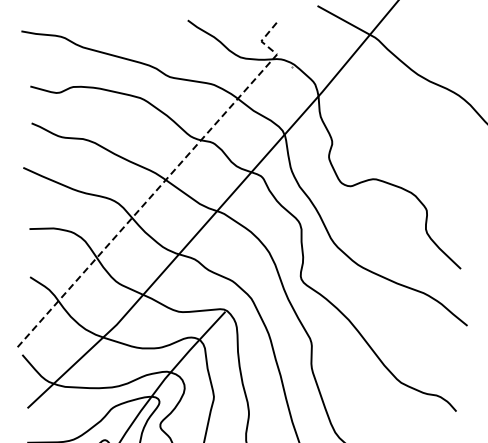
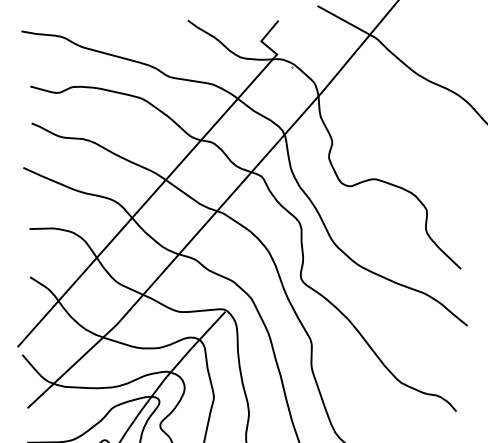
line: dashed -> solid (163, 182)
